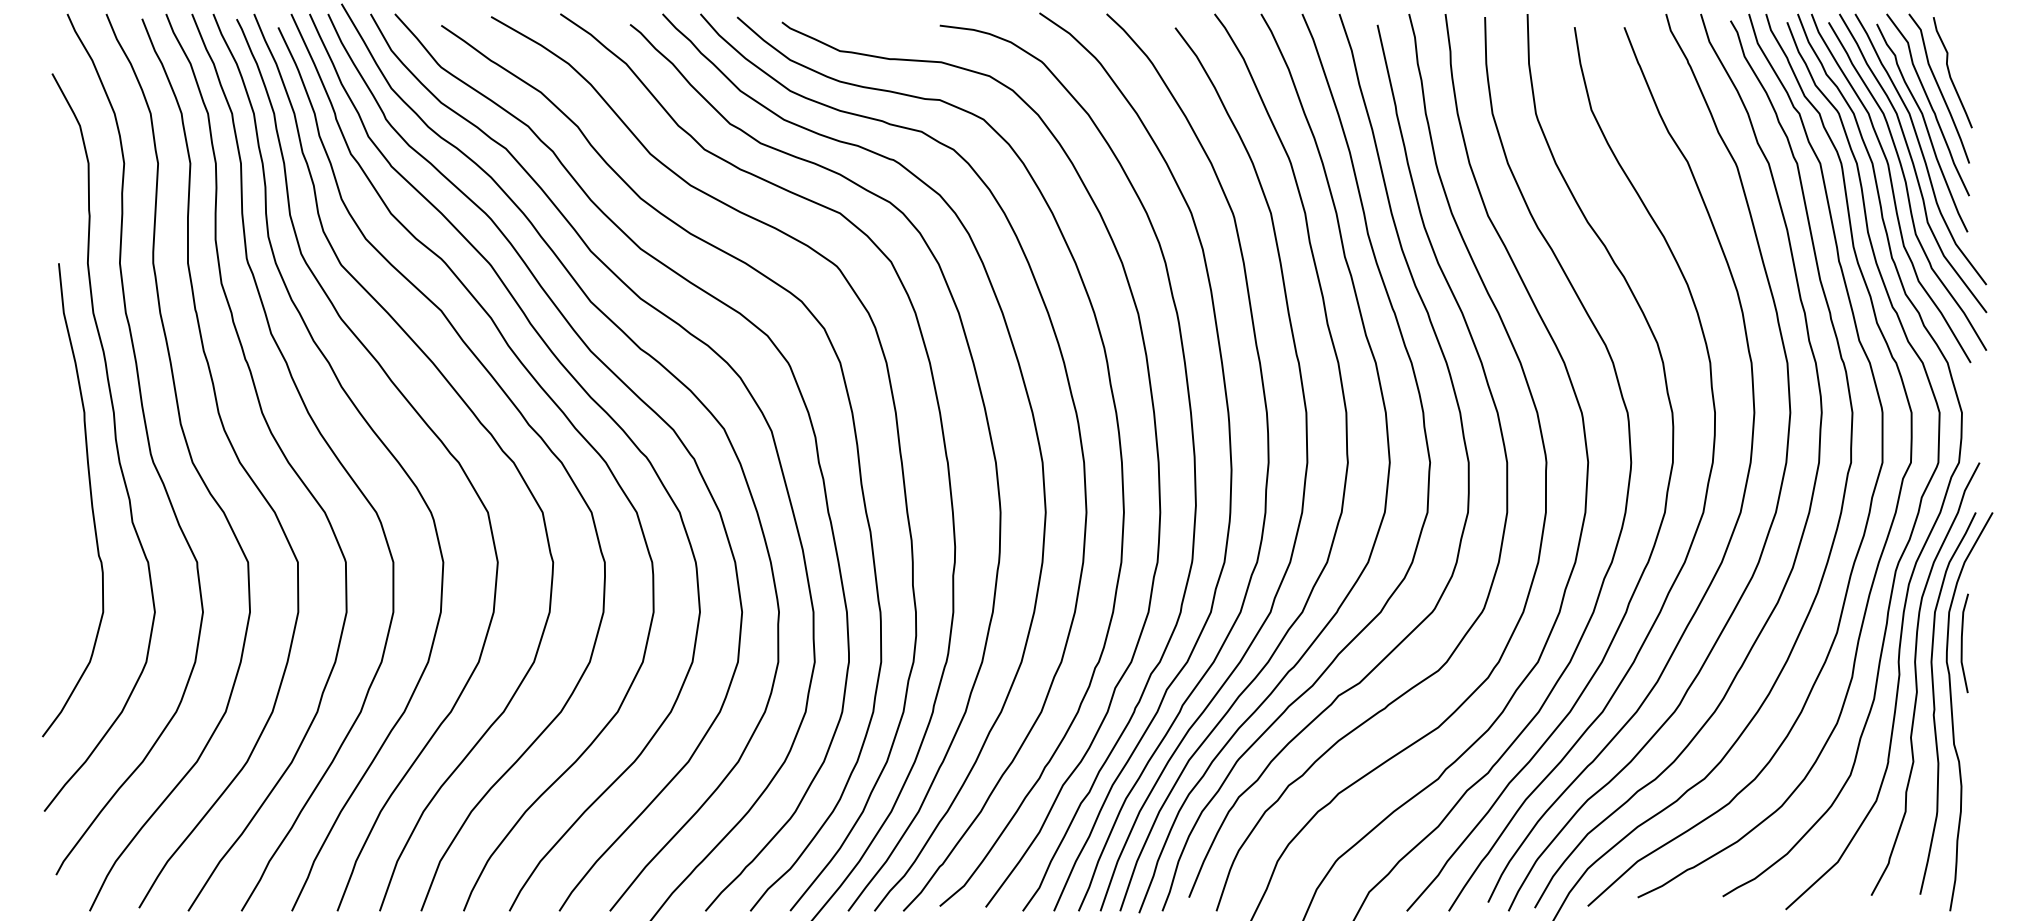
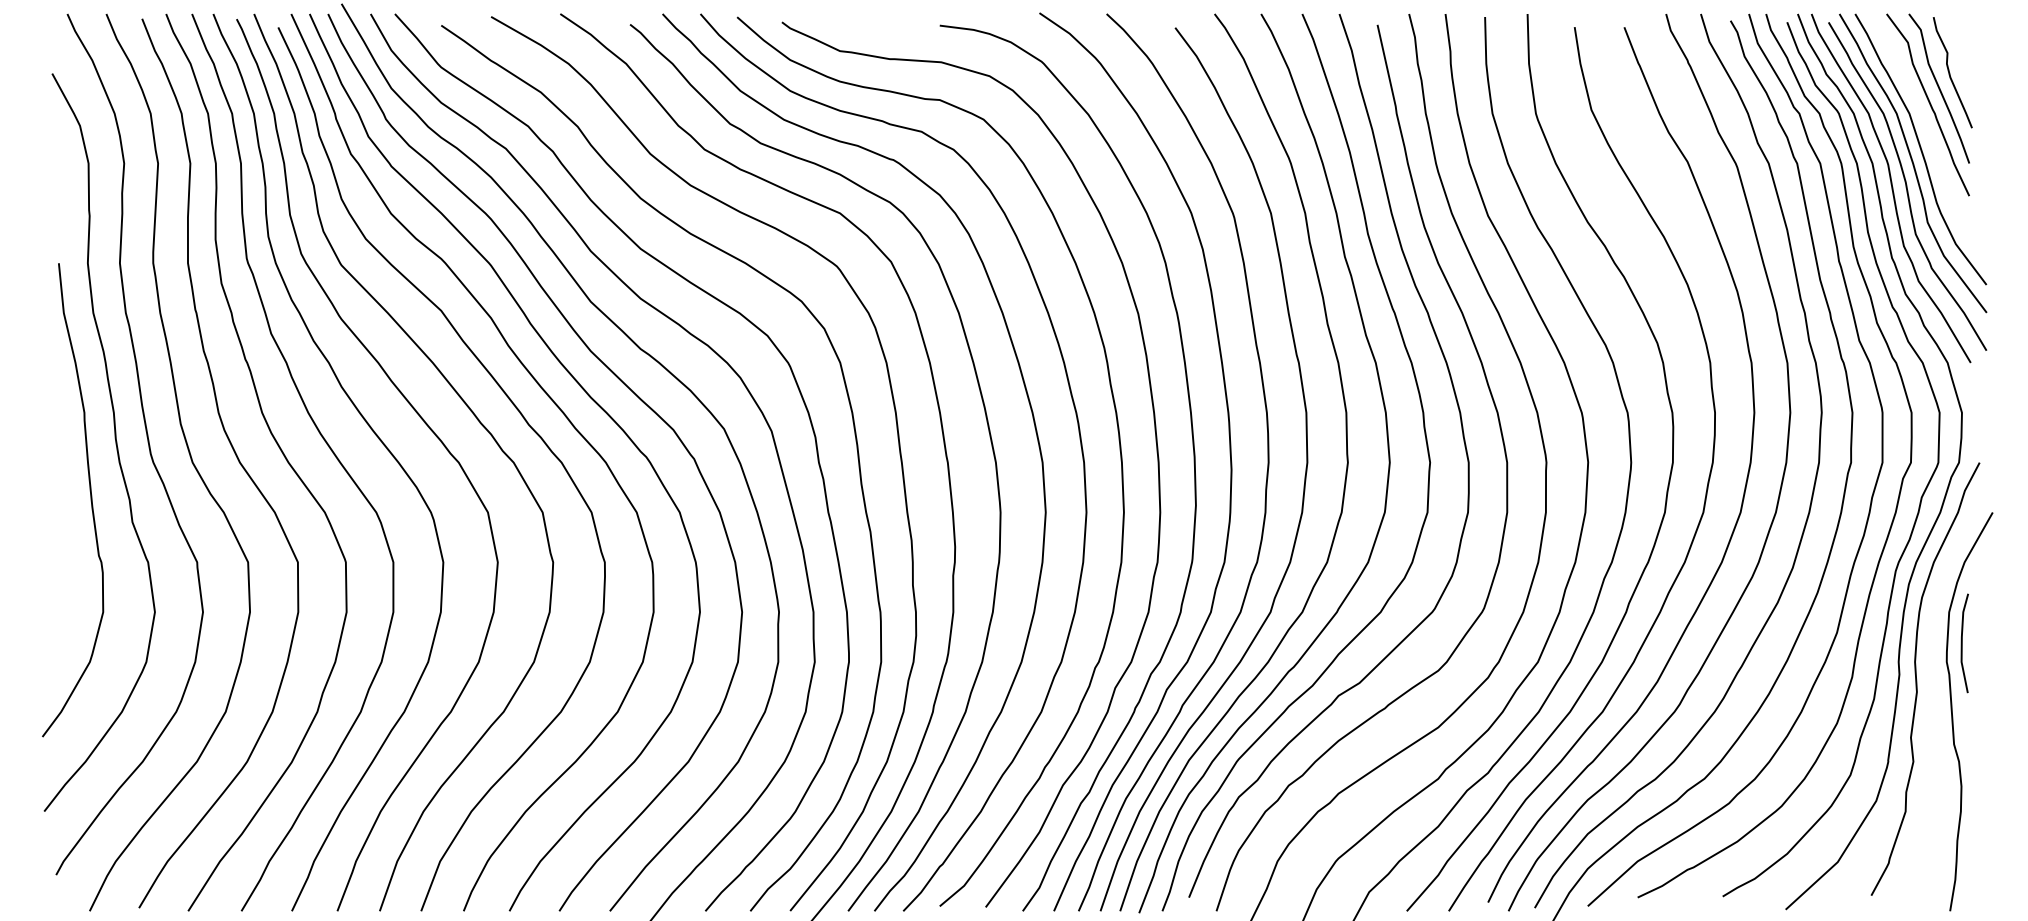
curve: present -> none (1925, 127)
curve: present -> none (1935, 705)
